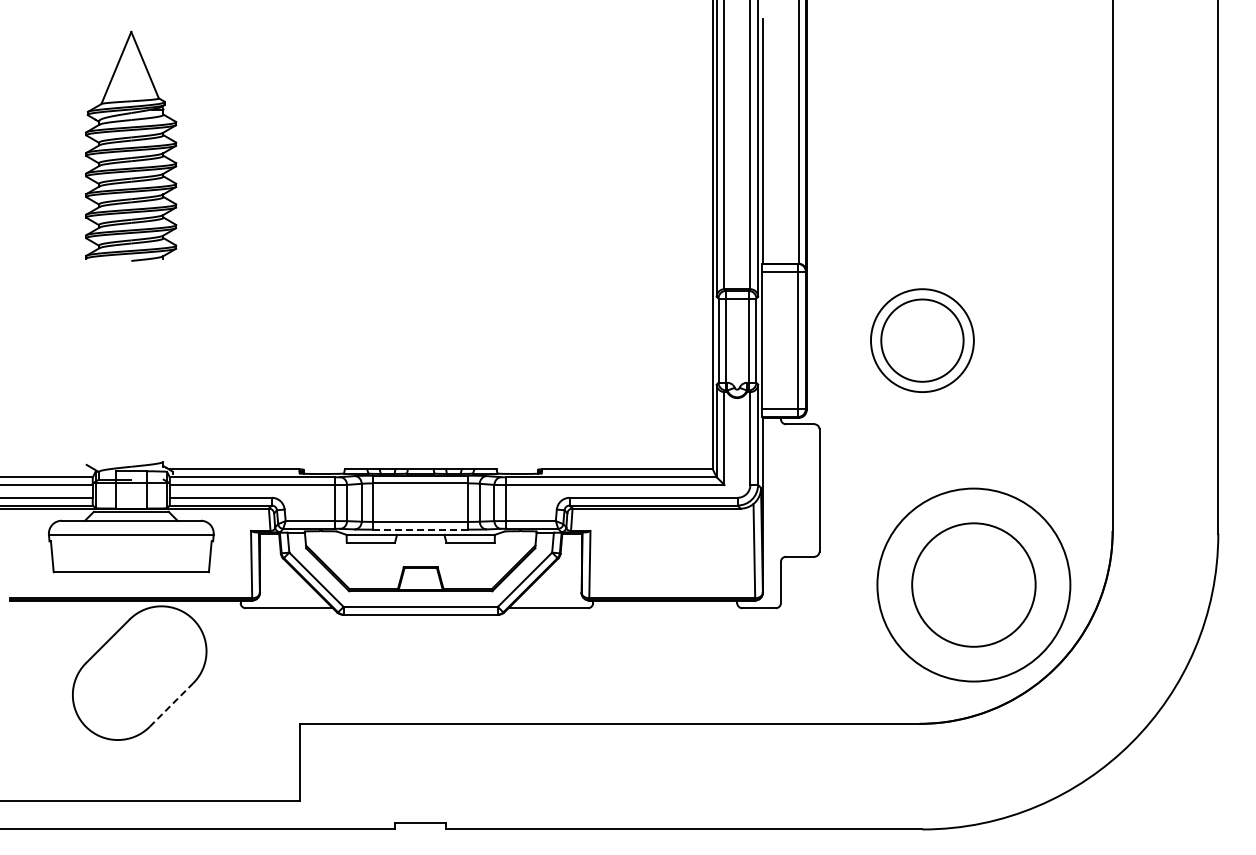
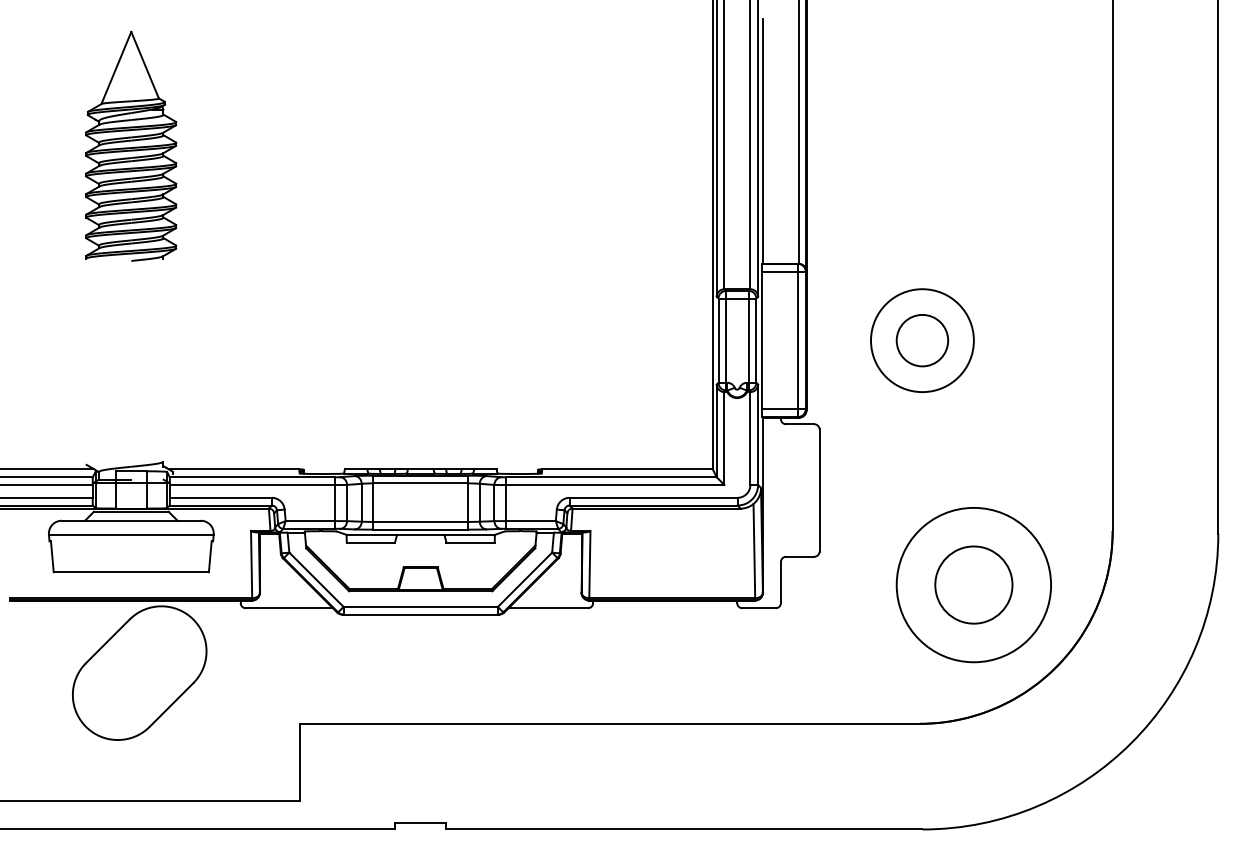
circle diameter: 82 px -> 51 px (922, 340)
line: none -> present (48, 469)
line: dashed -> solid (421, 529)
circle diameter: 123 px -> 77 px (973, 584)
circle diameter: 193 px -> 154 px (973, 584)
line: dashed -> solid (171, 705)
